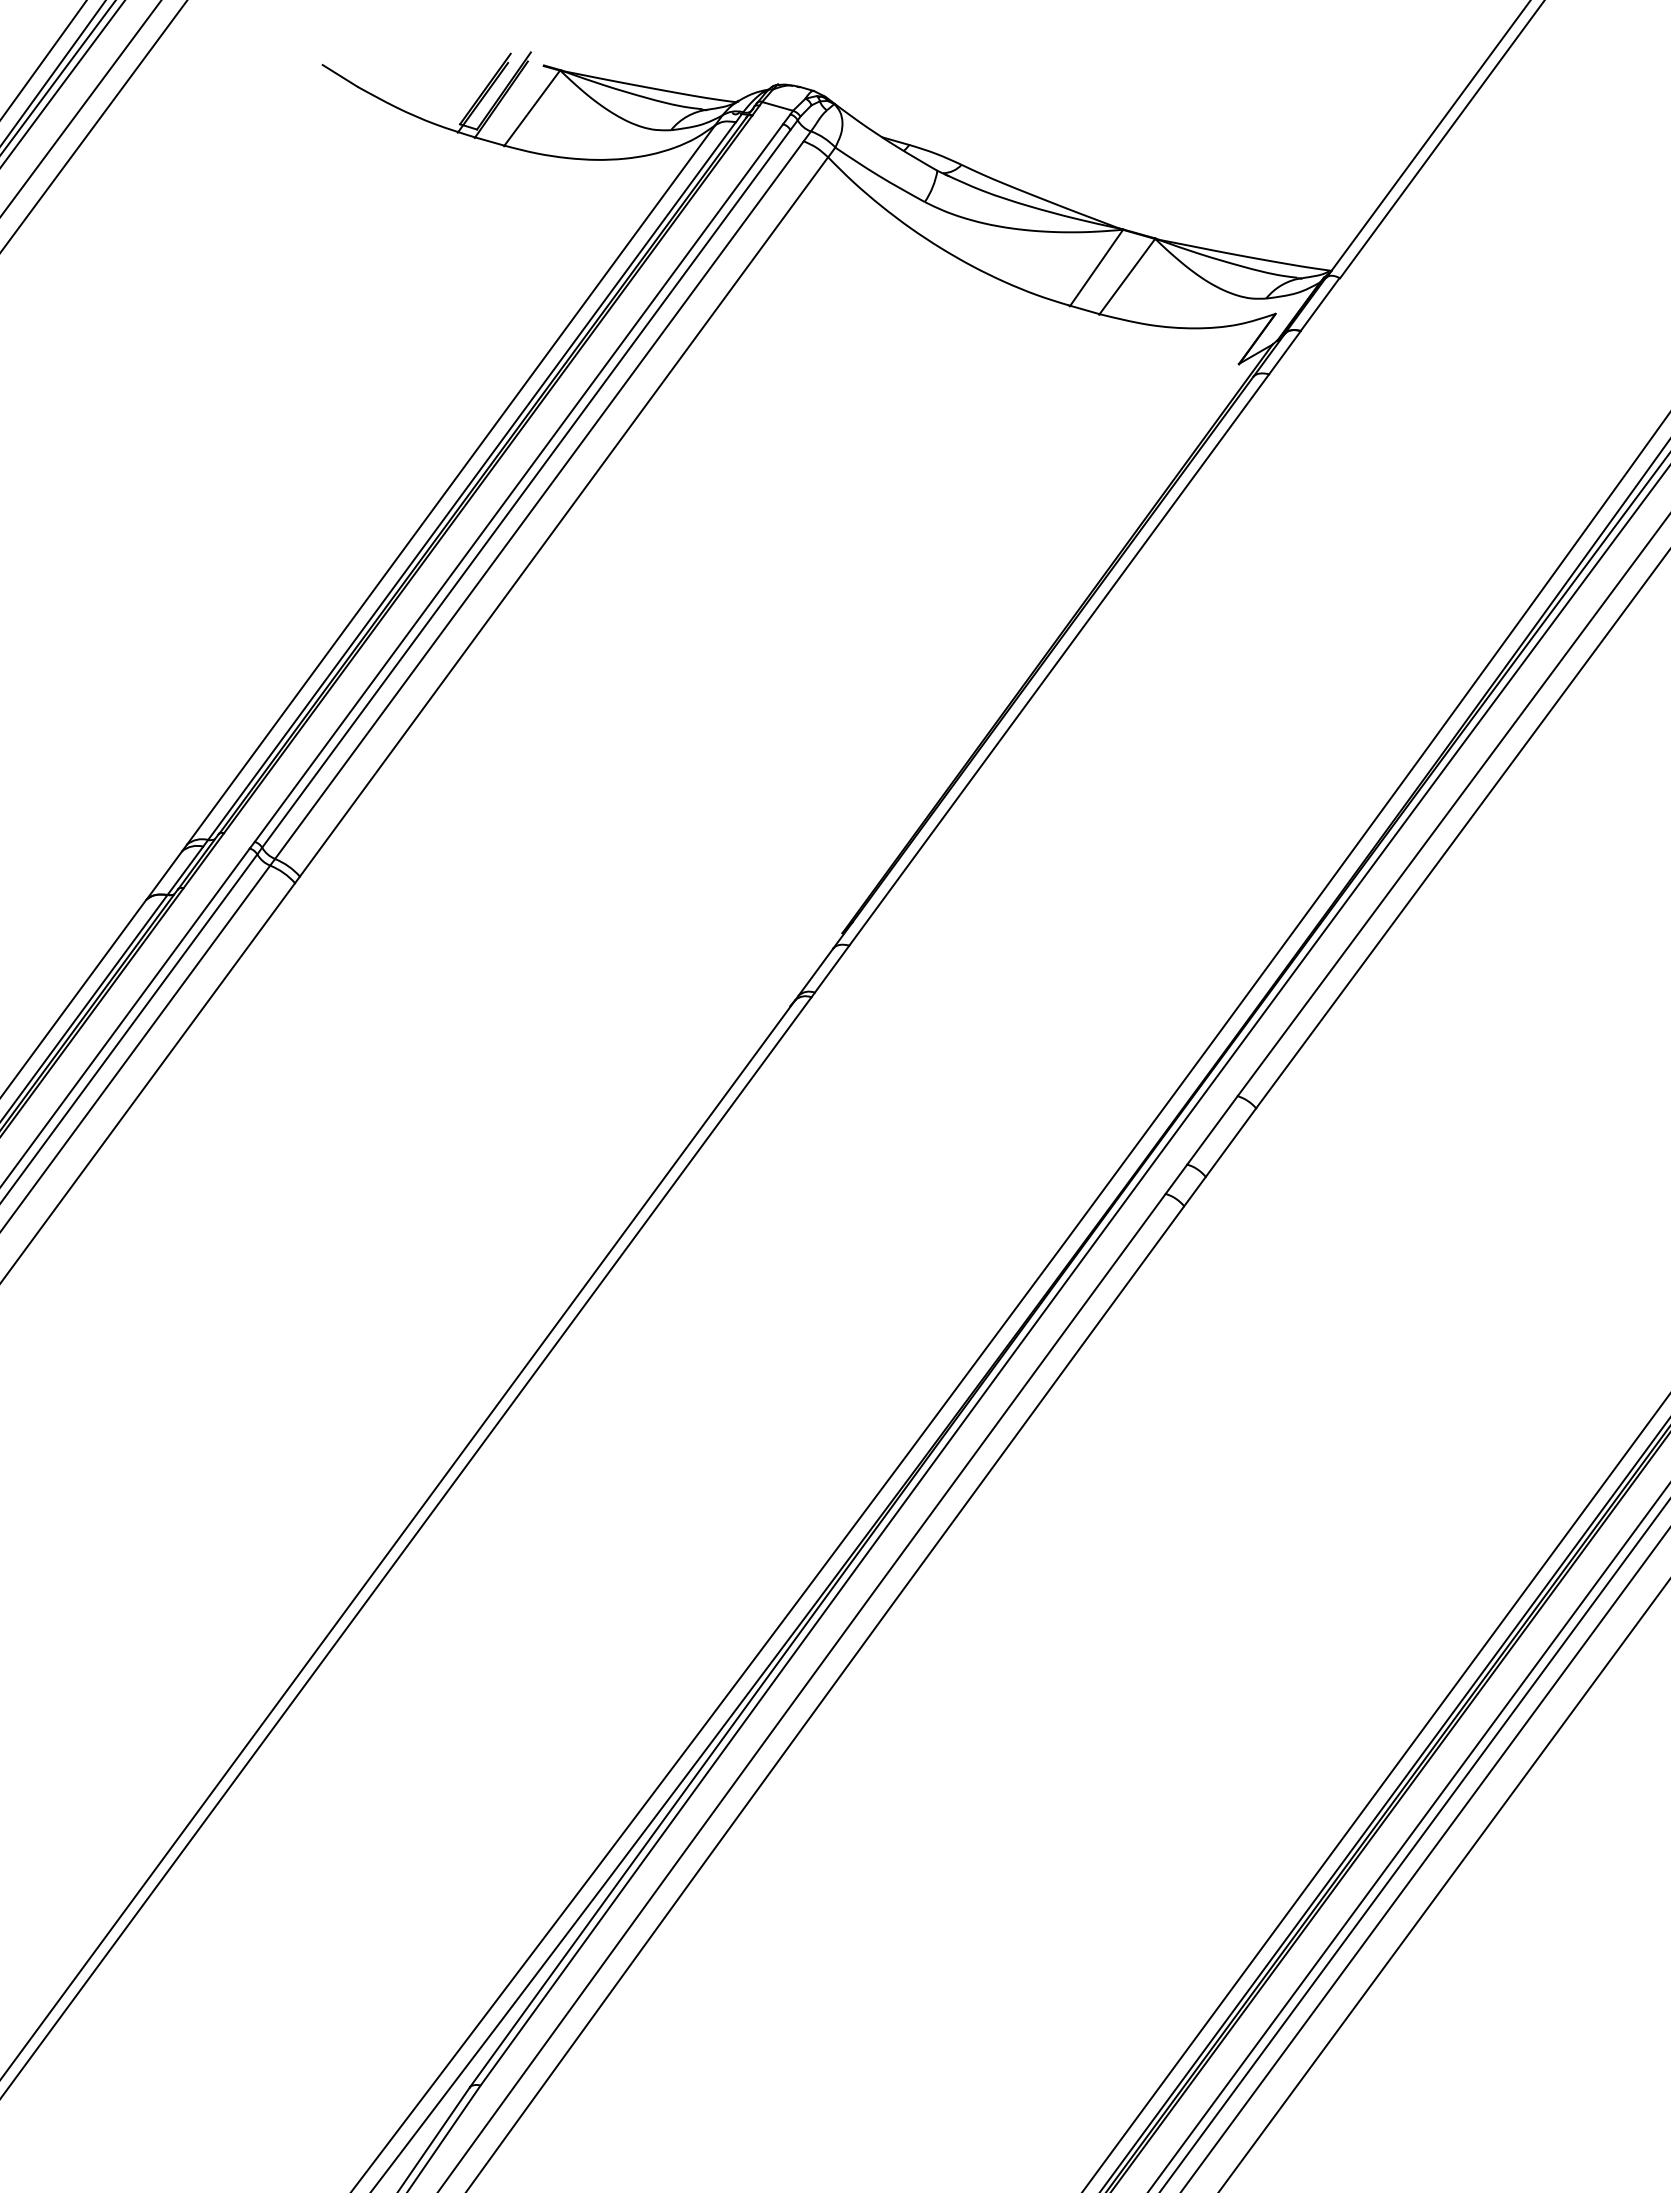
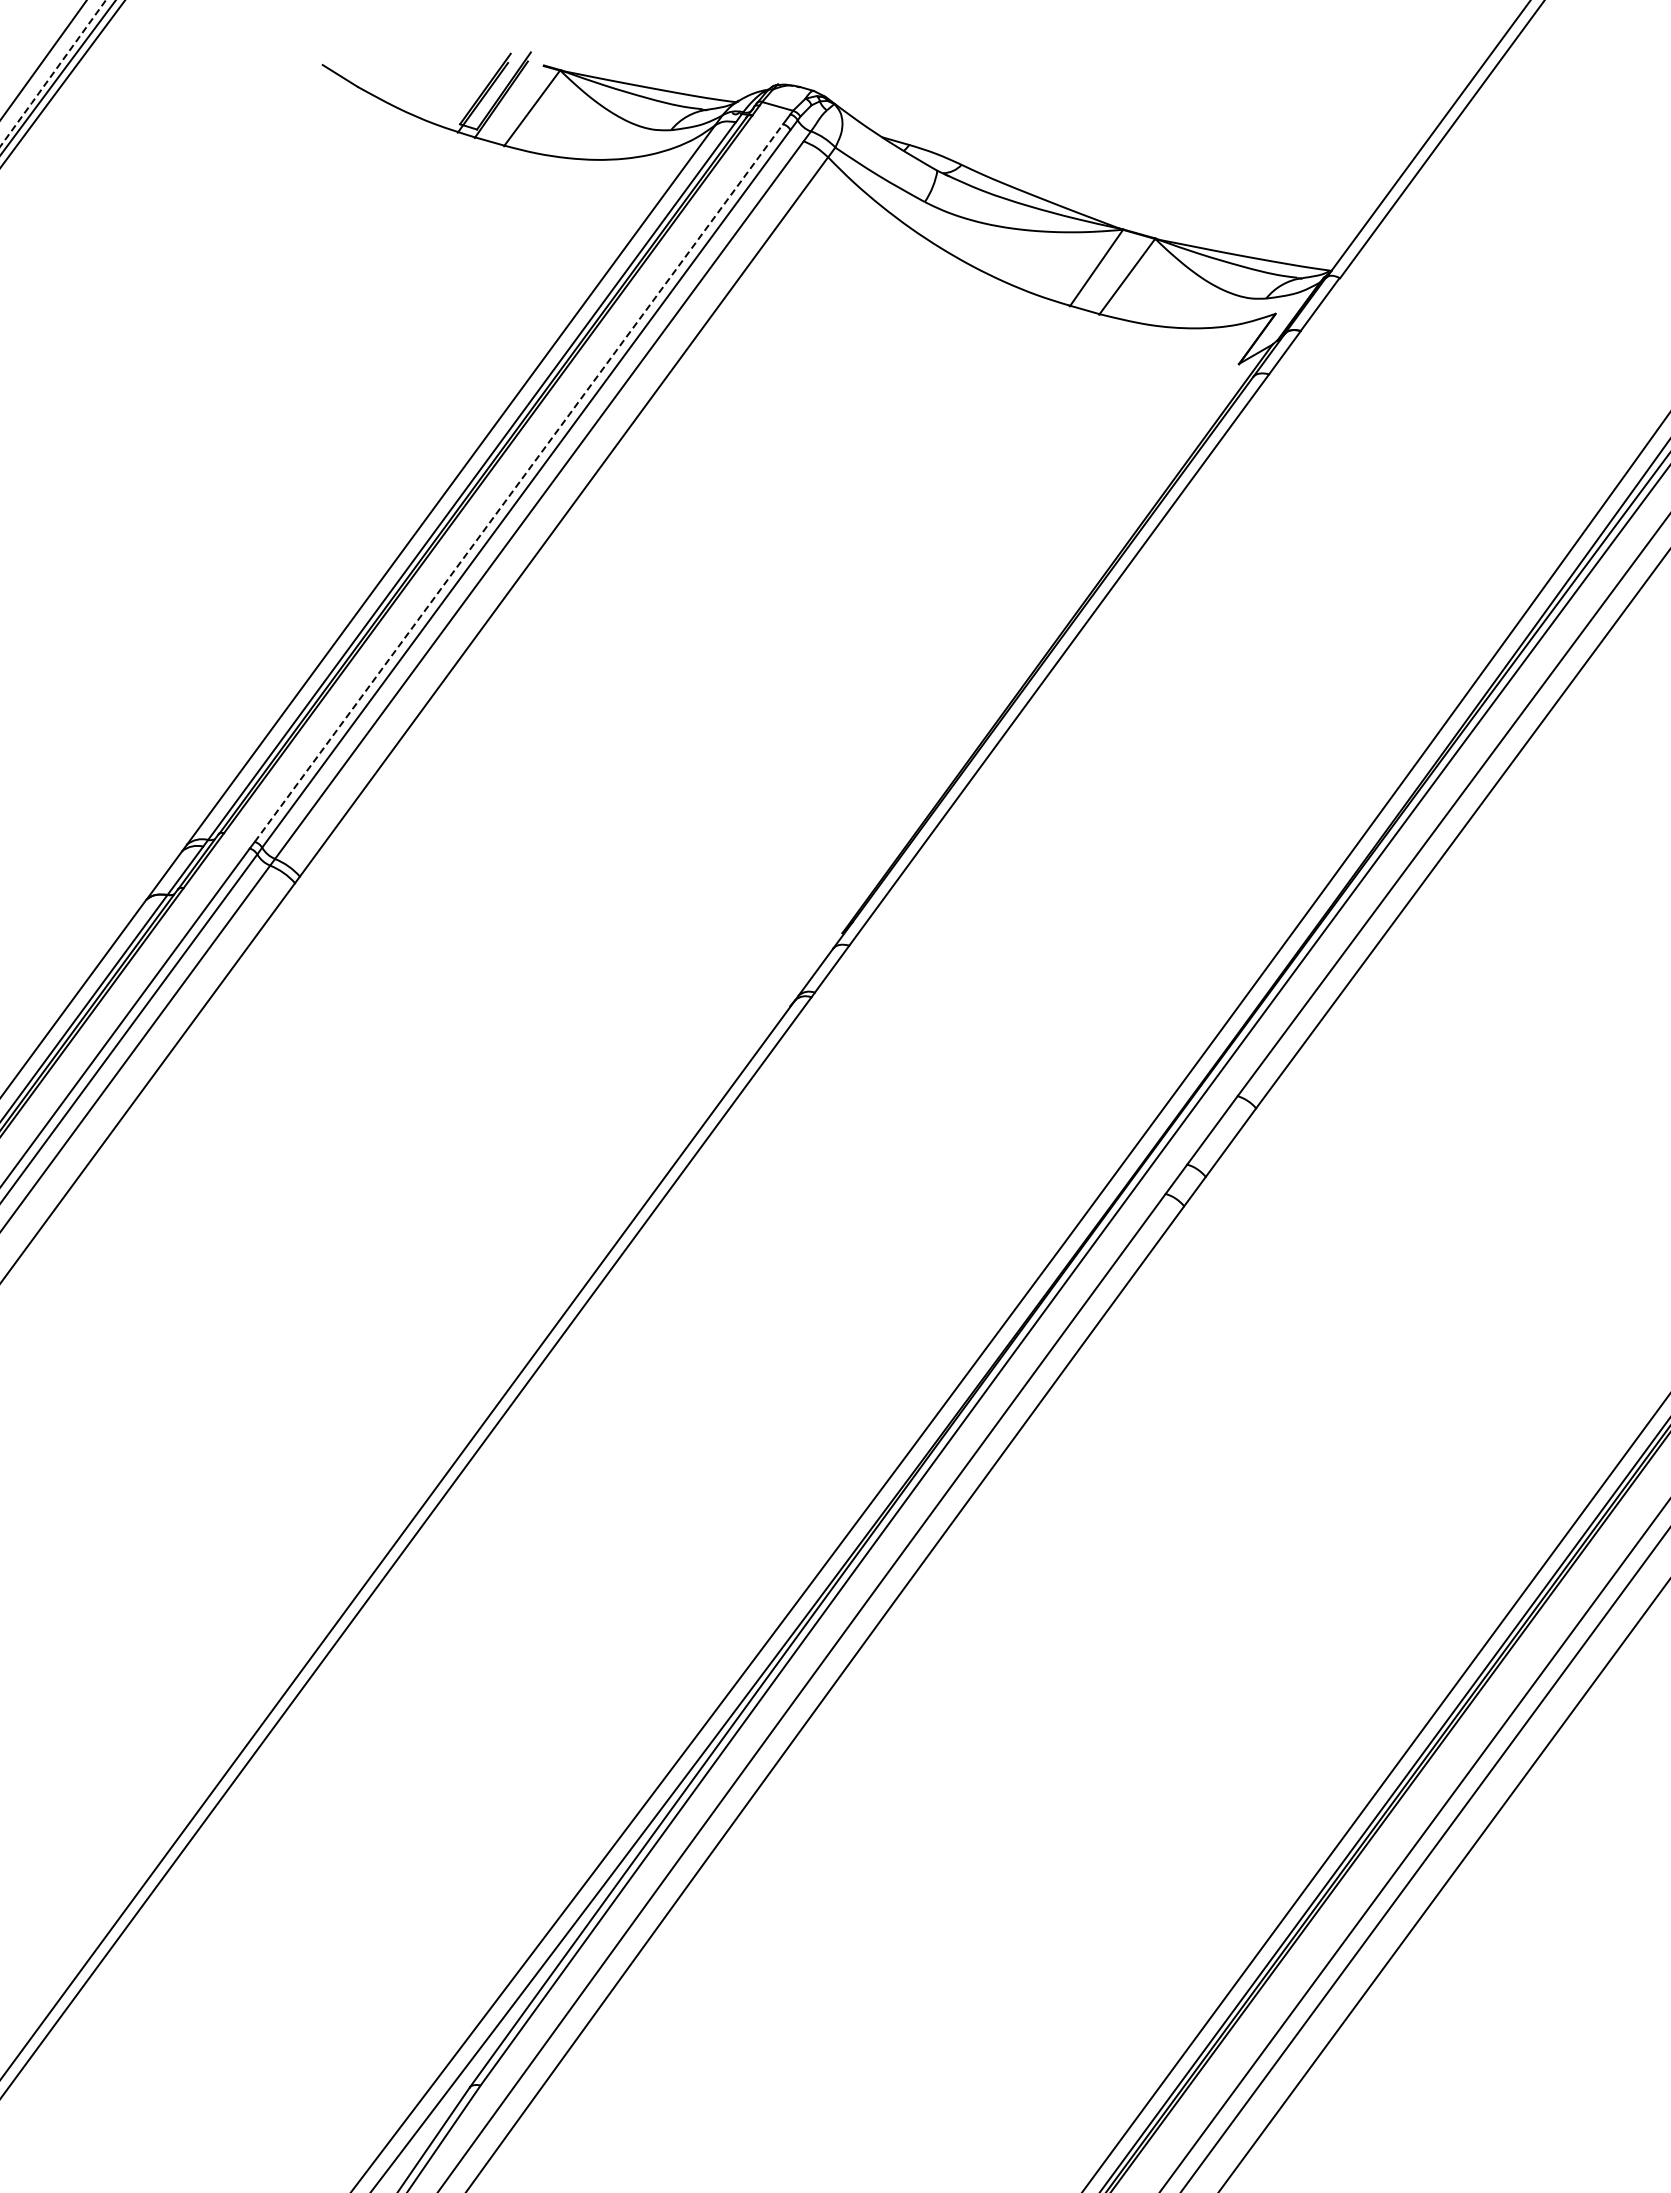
arc: solid -> dashed (52, 73)
line: present -> none (80, 108)
line: present -> none (93, 125)
line: solid -> dashed (518, 483)
line: present -> none (1408, 1837)
